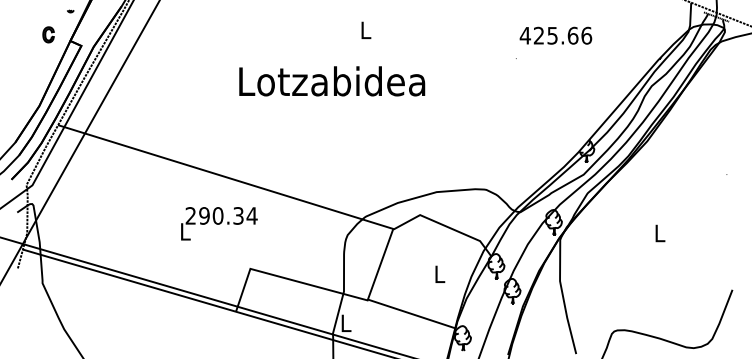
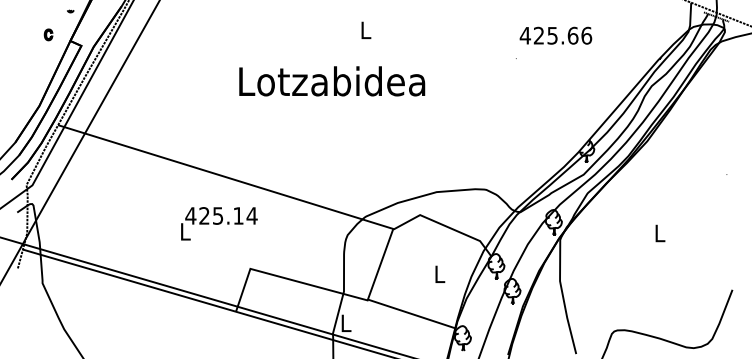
part size: 13x18 px -> 11x14 px (48, 34)
text: 290.34 -> 425.14 (214, 215)
